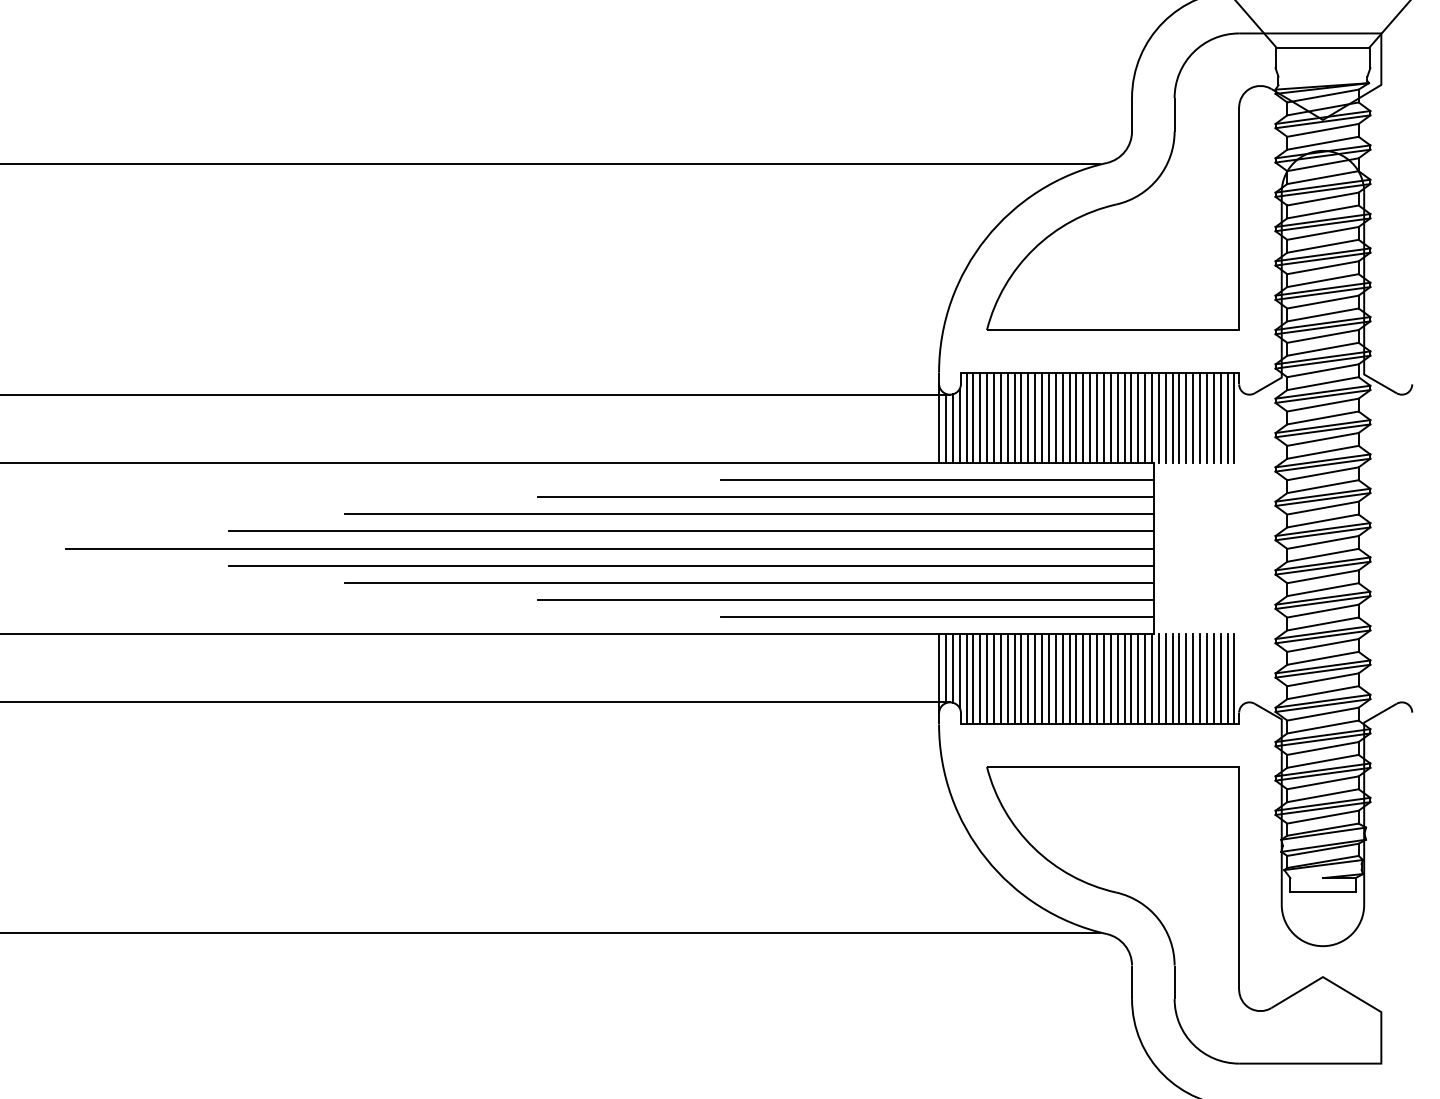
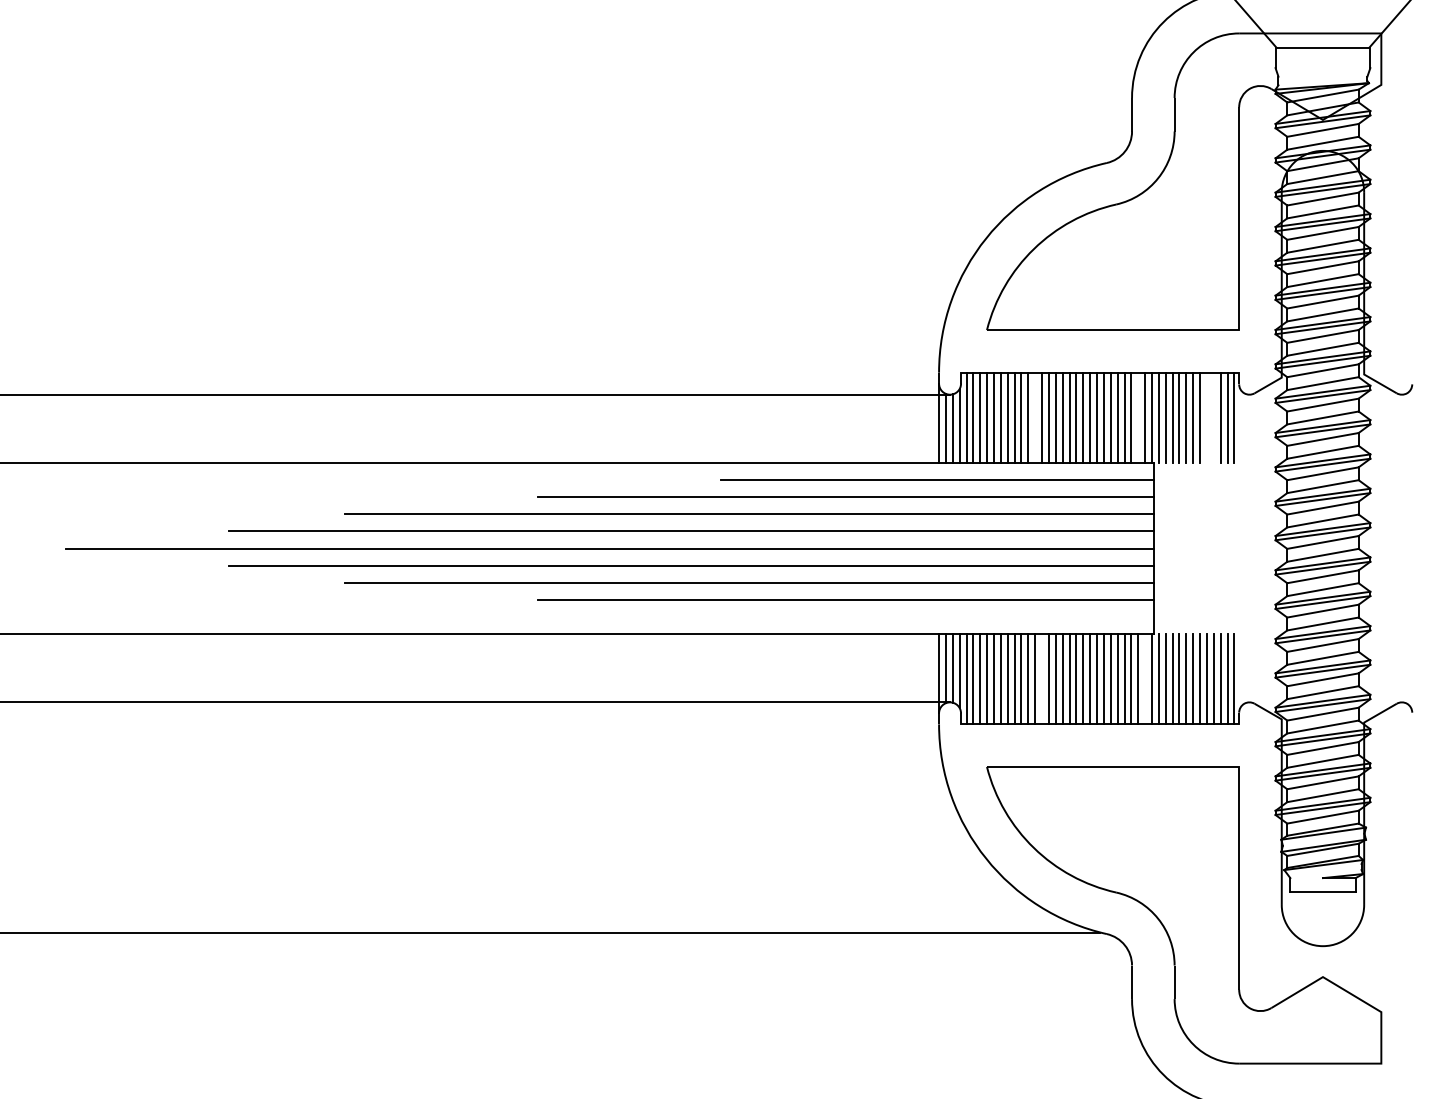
line: present -> none (550, 163)
line: present -> none (1035, 417)
line: present -> none (1138, 417)
line: present -> none (1206, 417)
line: present -> none (1213, 417)
line: present -> none (936, 617)
line: present -> none (1042, 679)
line: present -> none (1145, 679)
